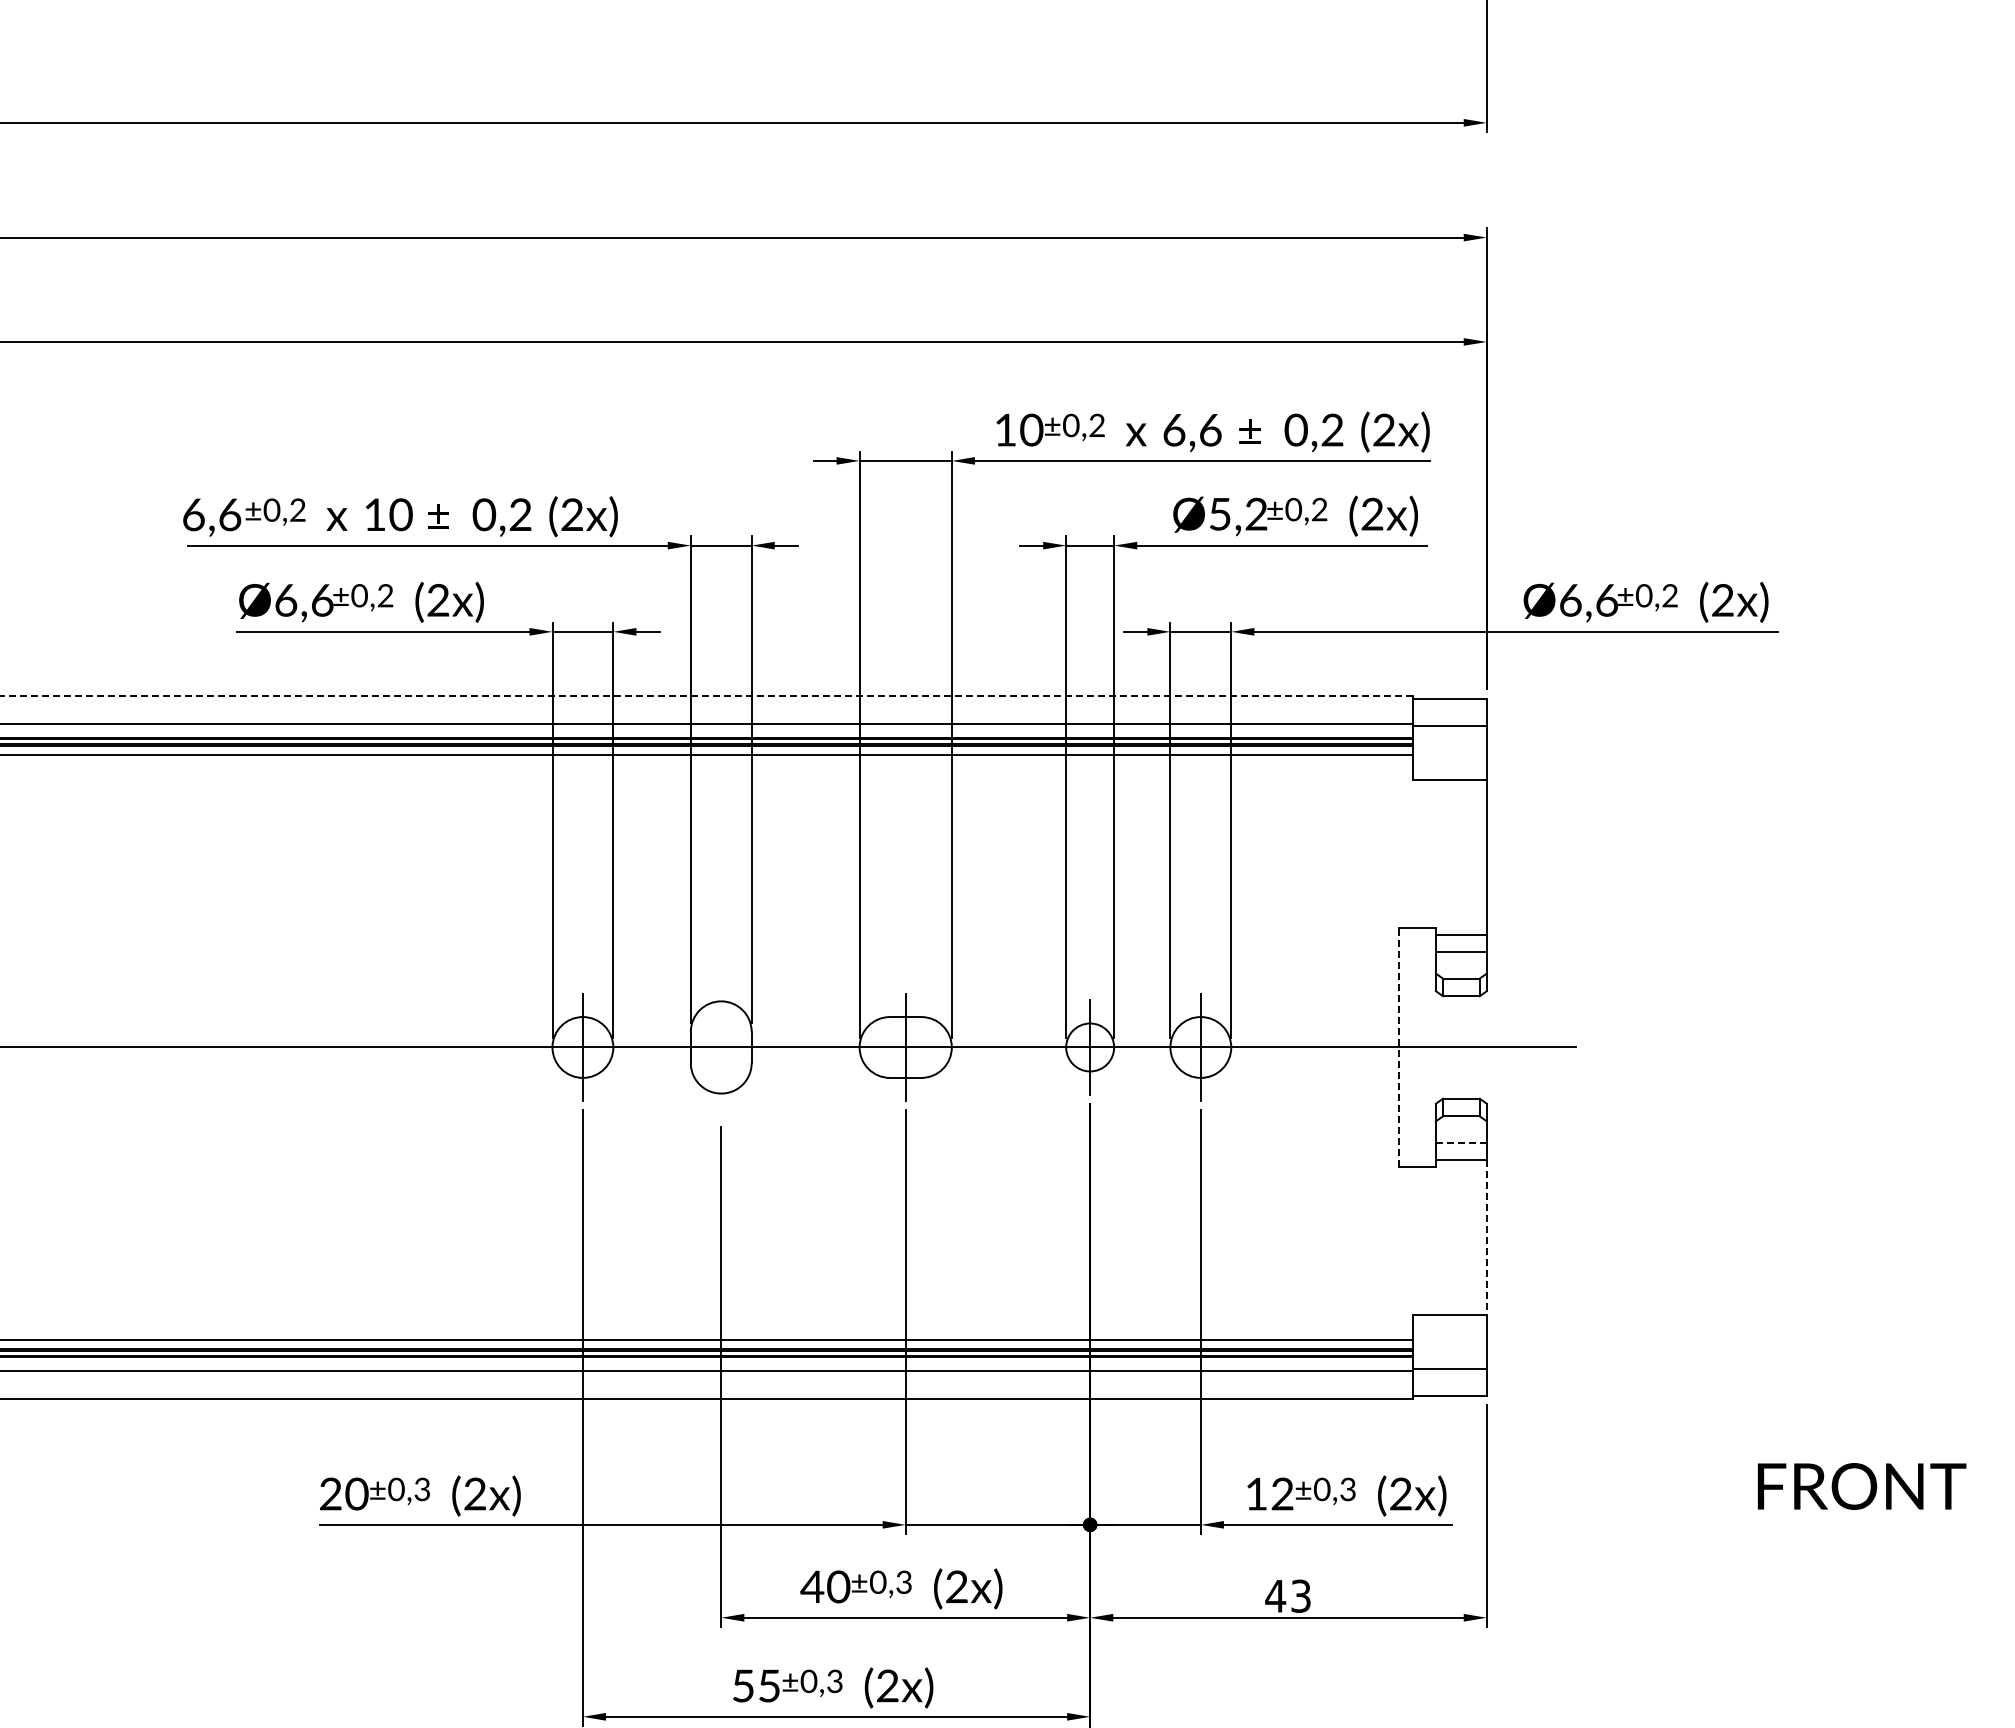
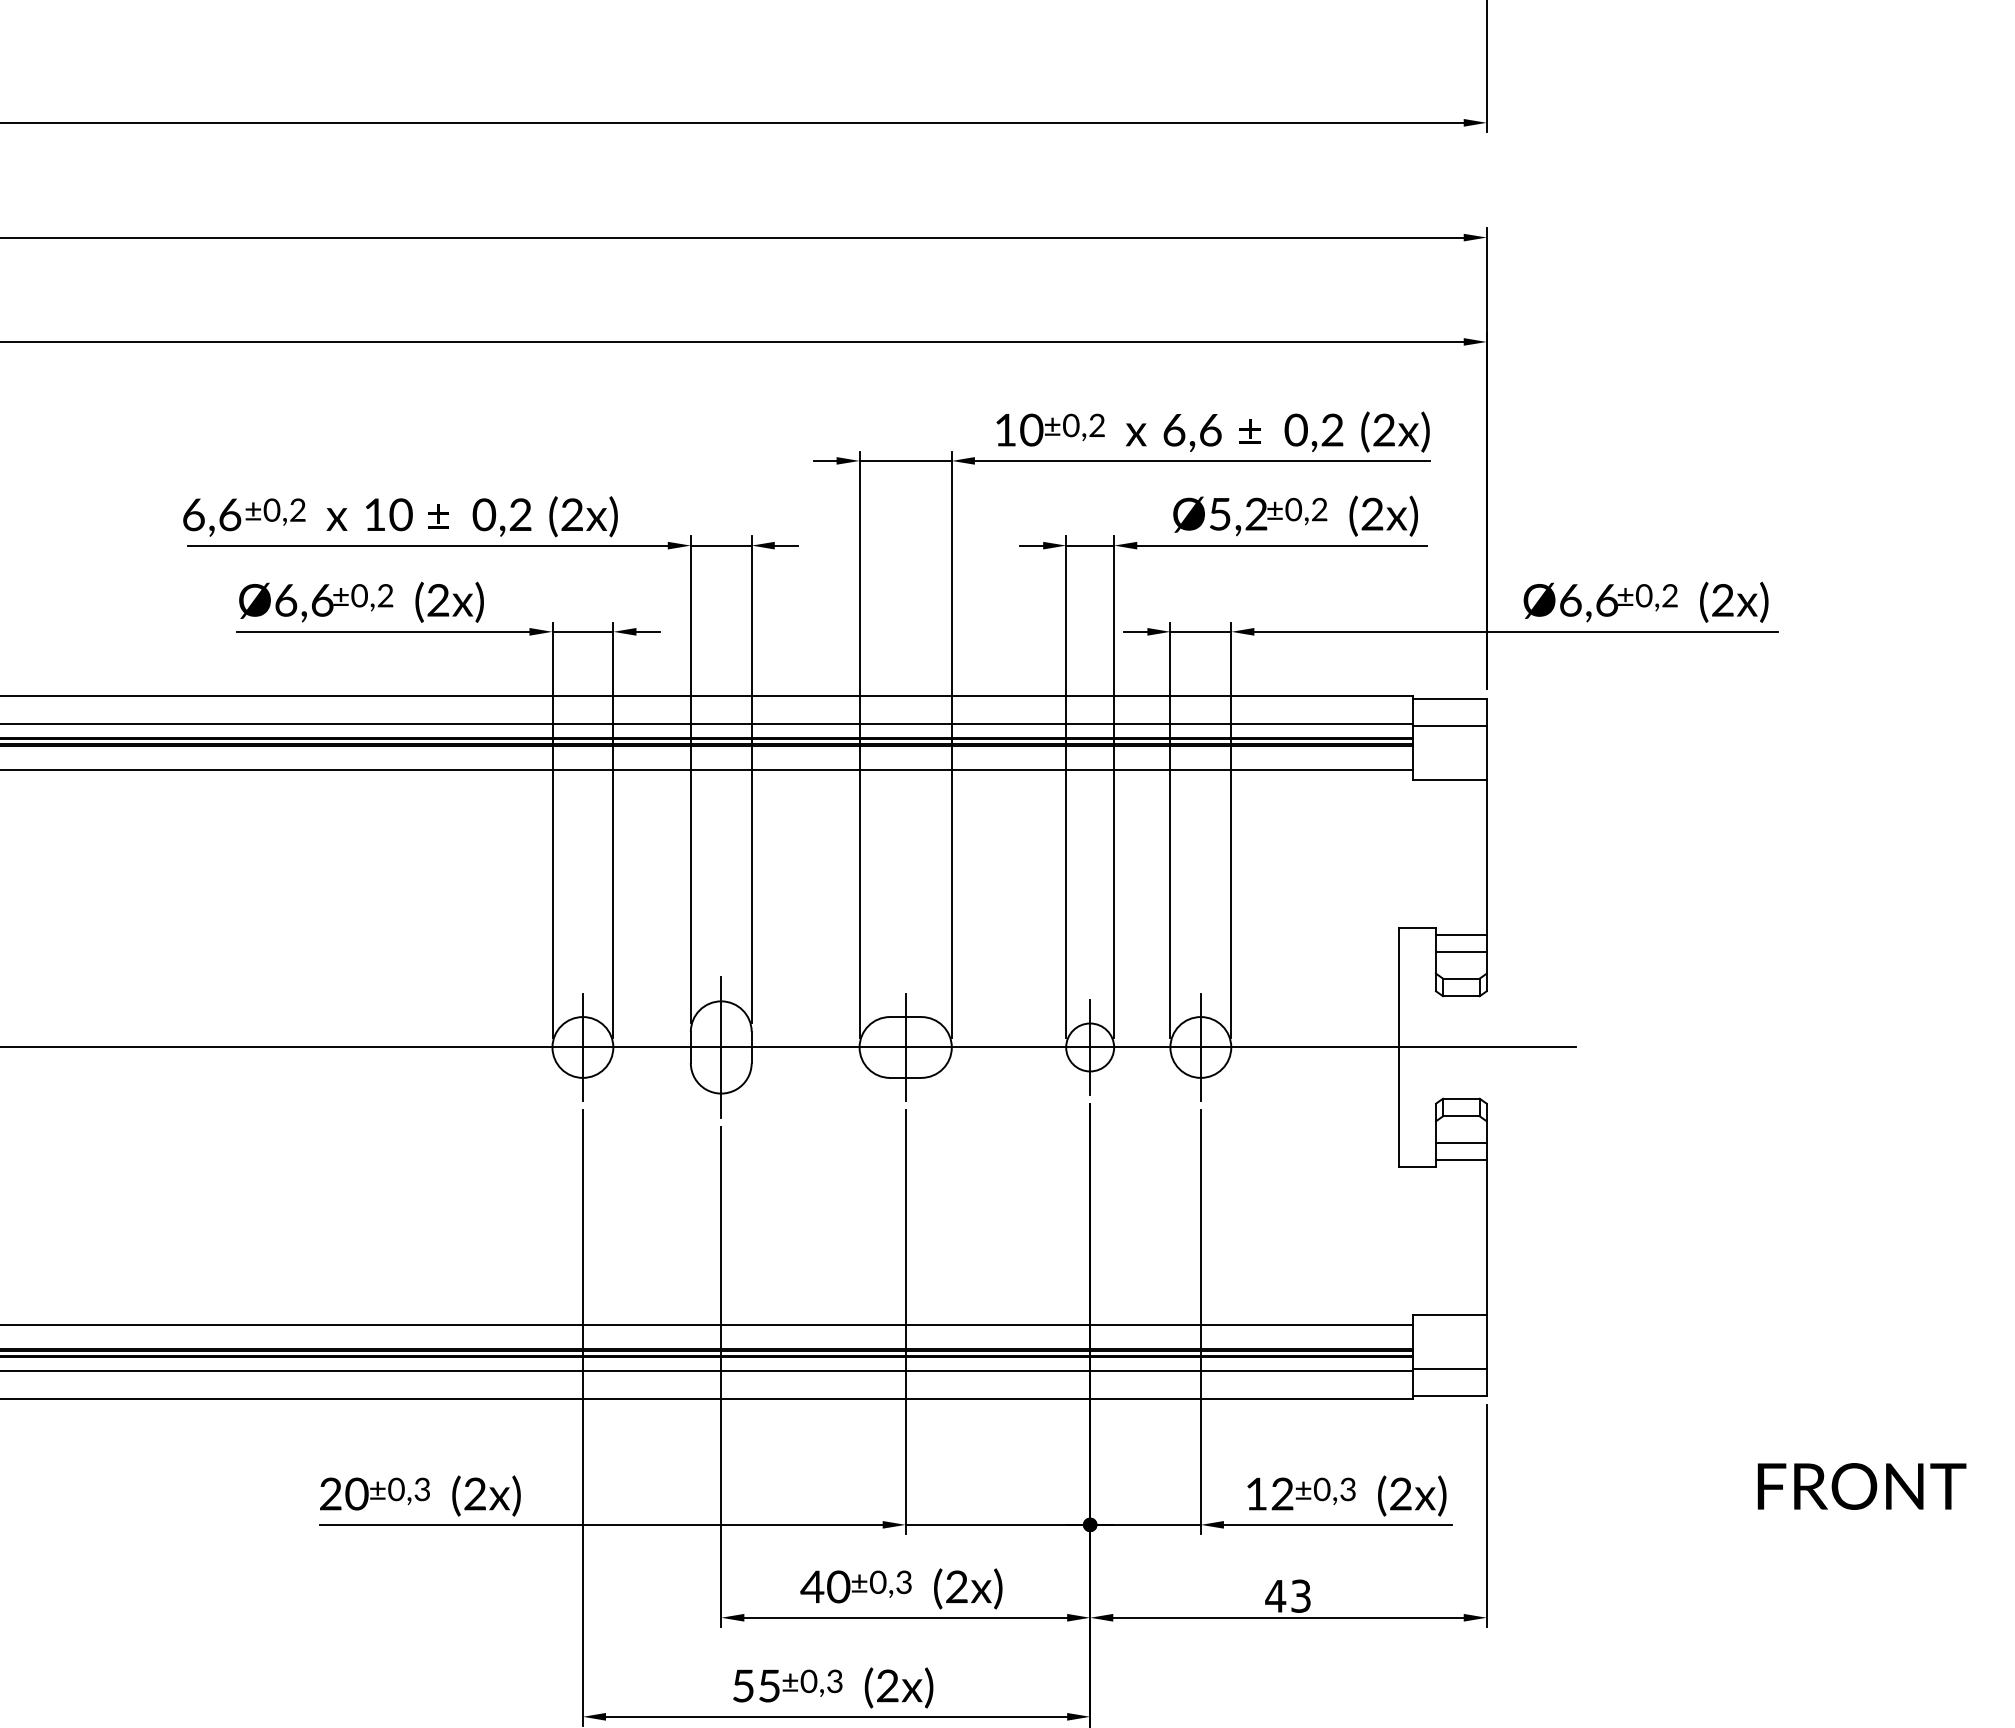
line: dashed -> solid (706, 696)
line position: (707, 755) -> (707, 770) (707, 770)
line: none -> present (721, 1047)
line: dashed -> solid (1399, 1047)
line: dashed -> solid (1461, 1142)
line: dashed -> solid (1486, 1238)
line position: (707, 1339) -> (707, 1324) (707, 1324)
